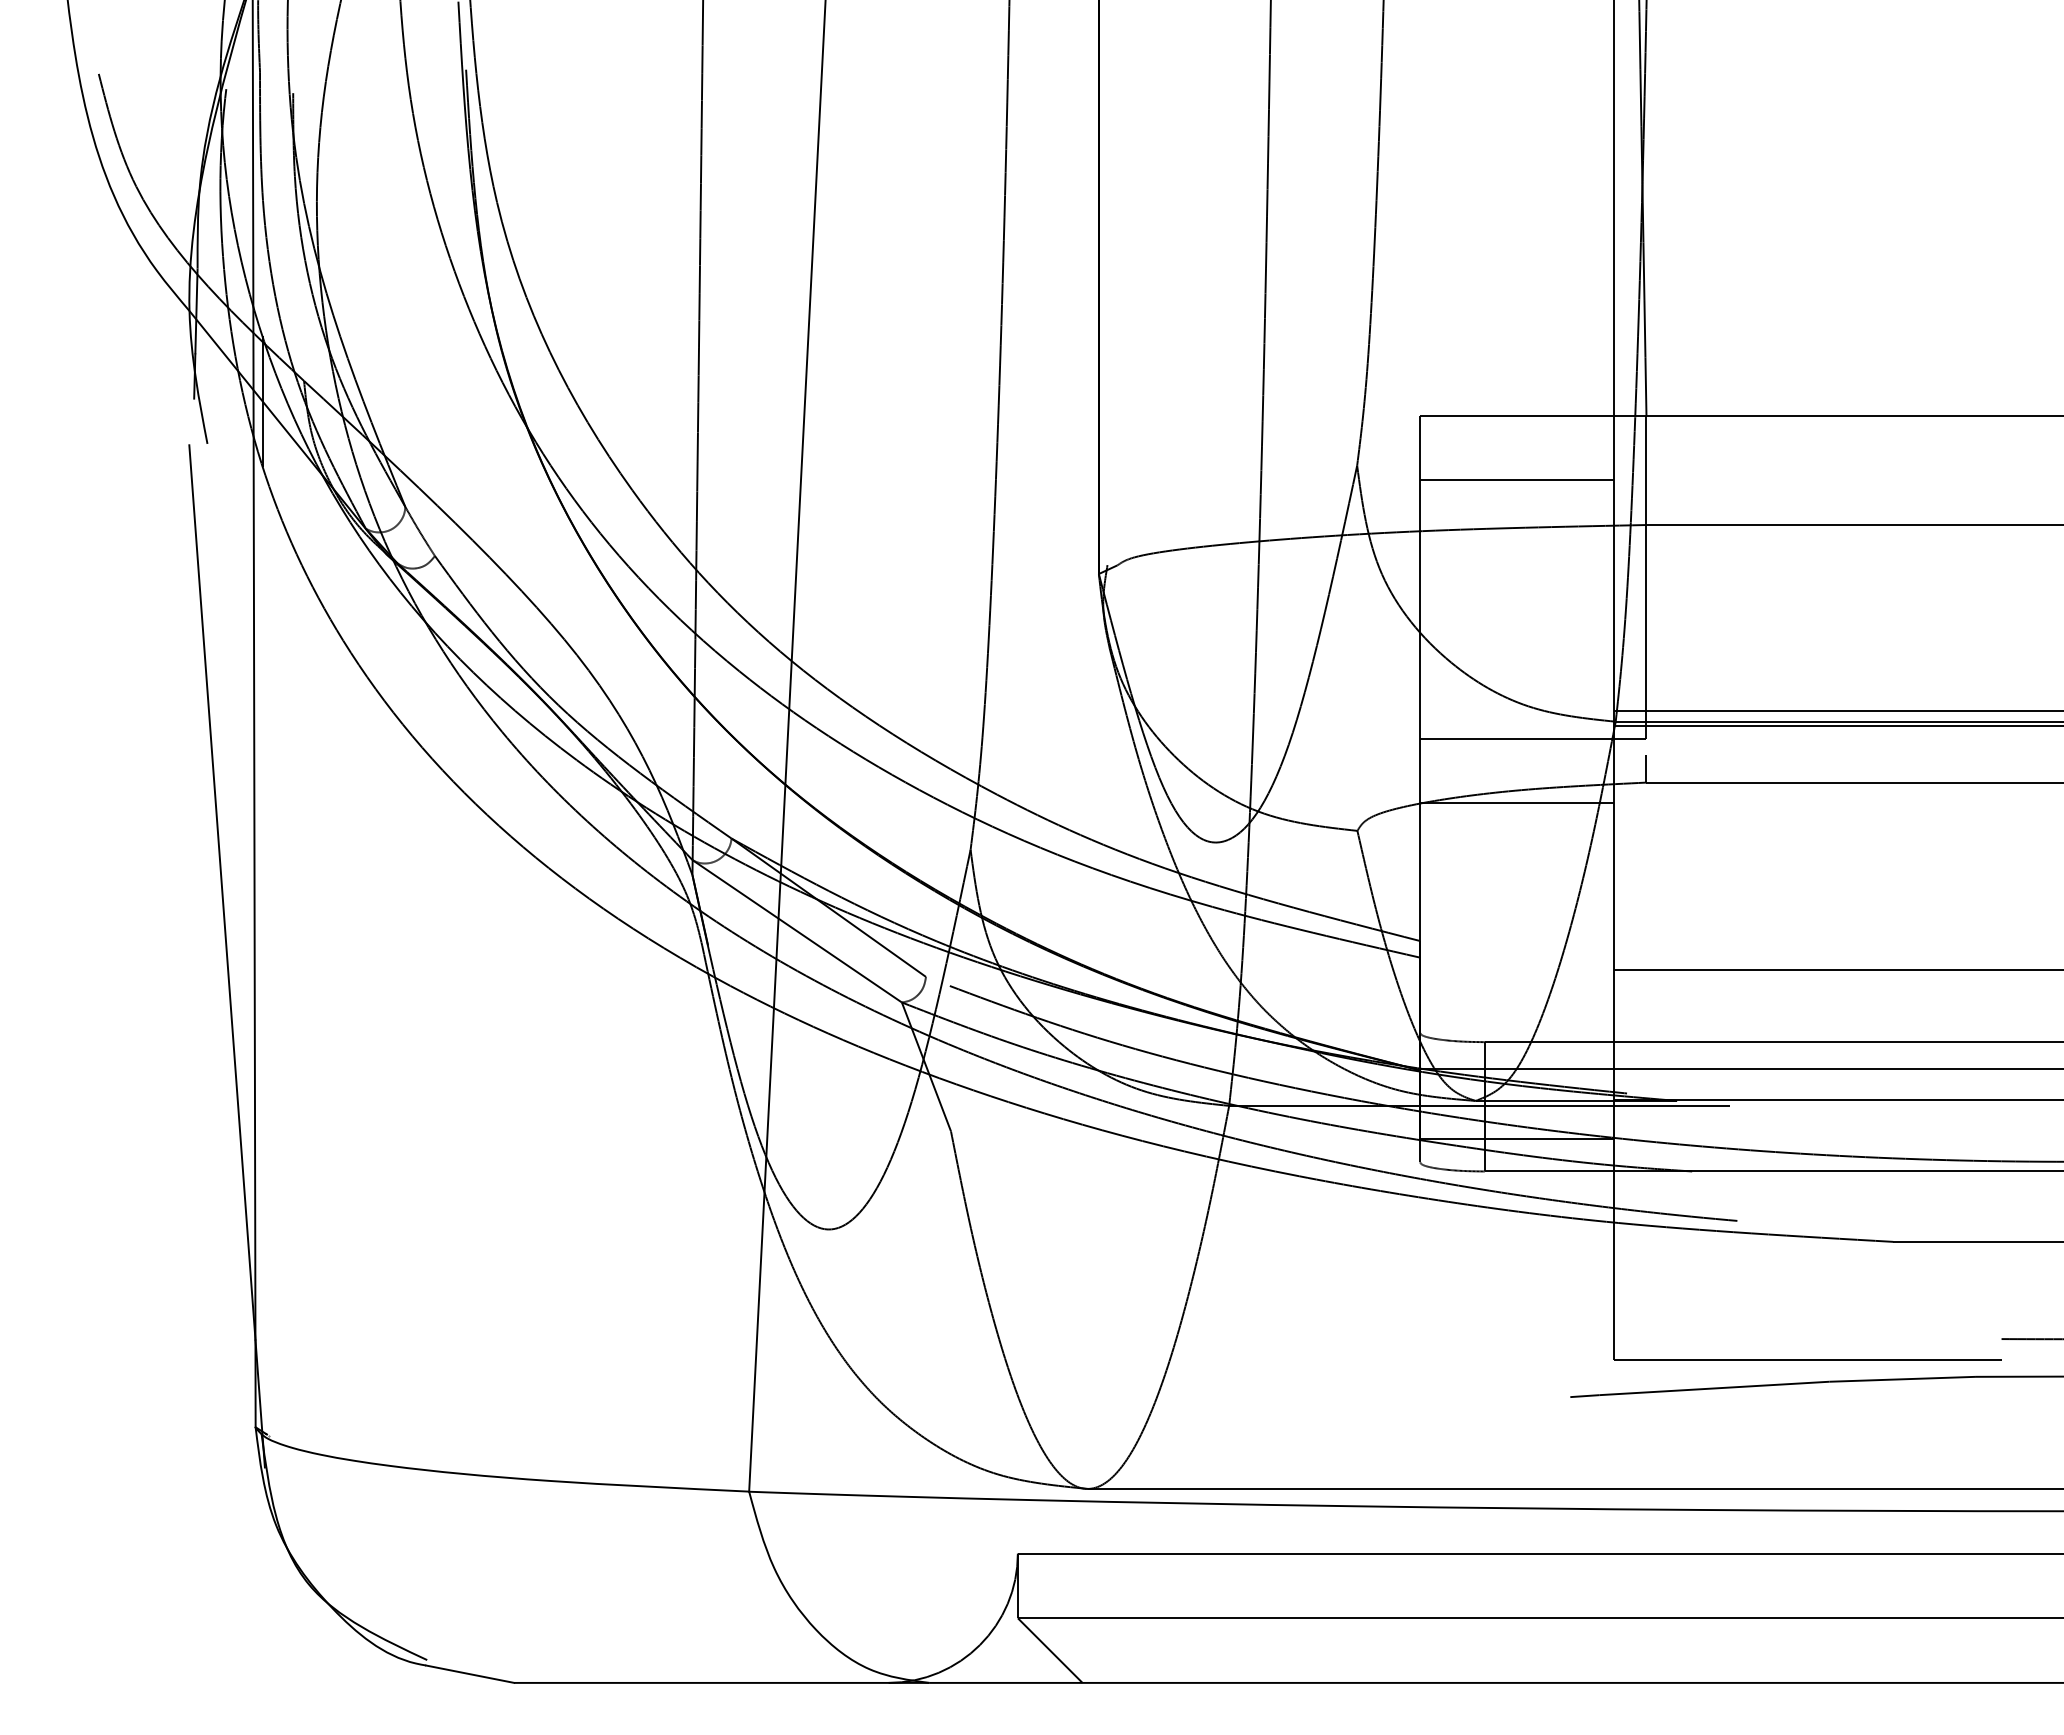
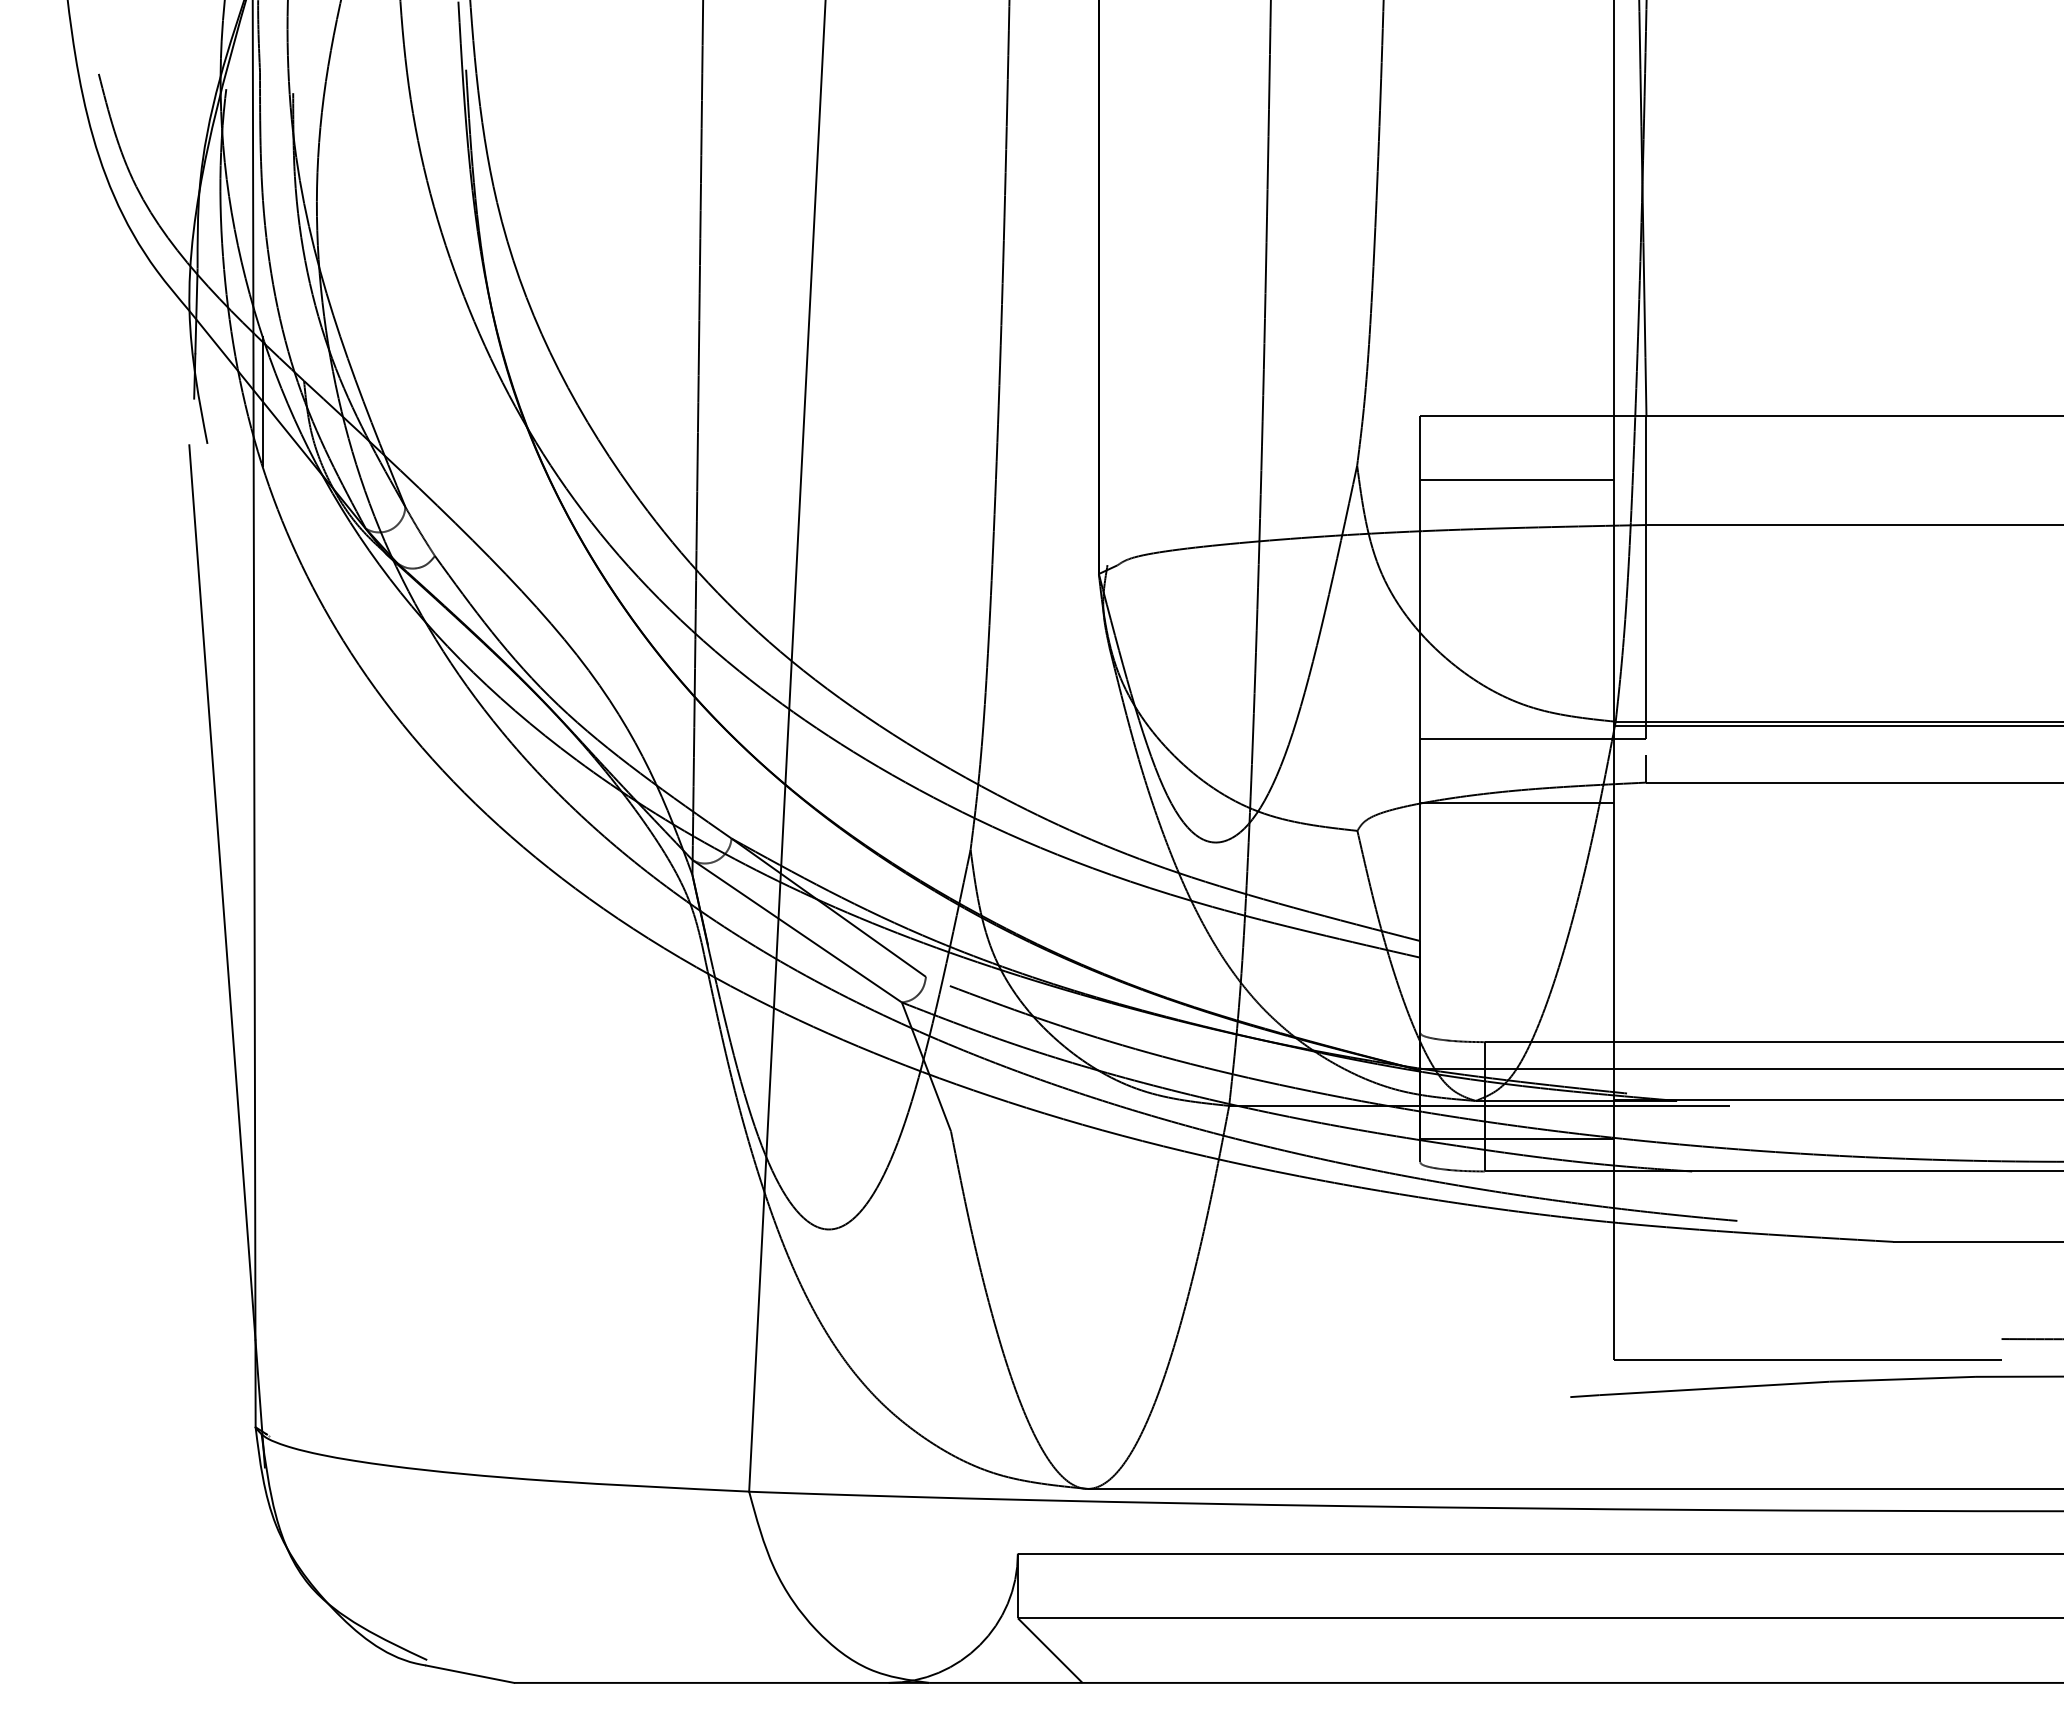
line: present -> none (1837, 711)
line: present -> none (1837, 969)
